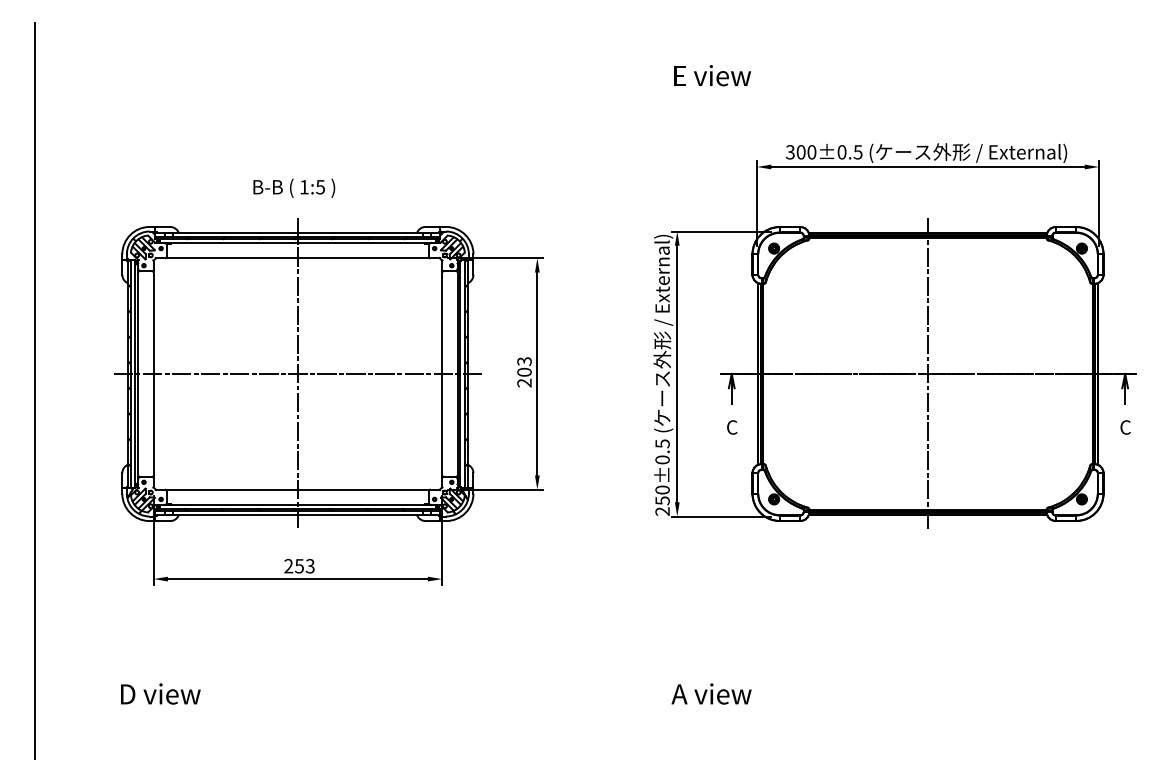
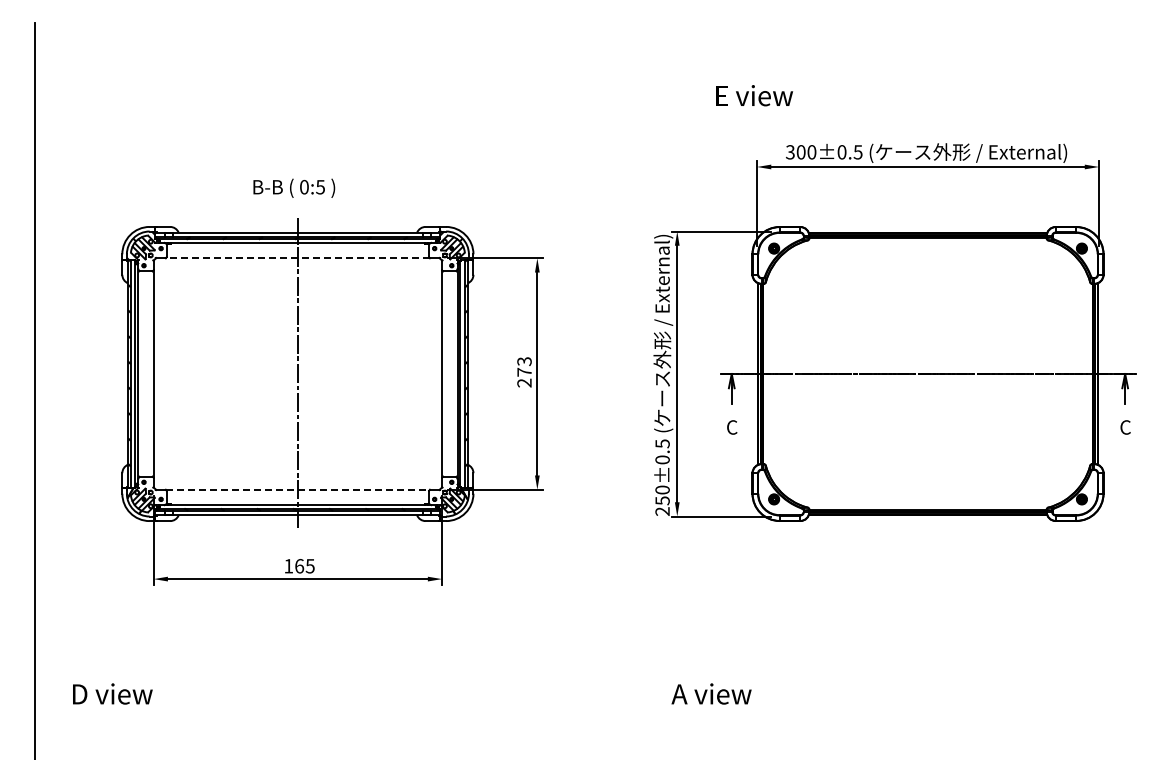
text position: (712, 75) -> (754, 95) (754, 95)
text: 1:5 -> 0:5 (304, 186)
line: solid -> dashed (297, 258)
text: 203 -> 273 (524, 371)
line: present -> none (928, 373)
line: present -> none (297, 374)
line: solid -> dashed (298, 489)
text: 253 -> 165 (299, 566)
text position: (160, 693) -> (112, 693) (112, 693)
